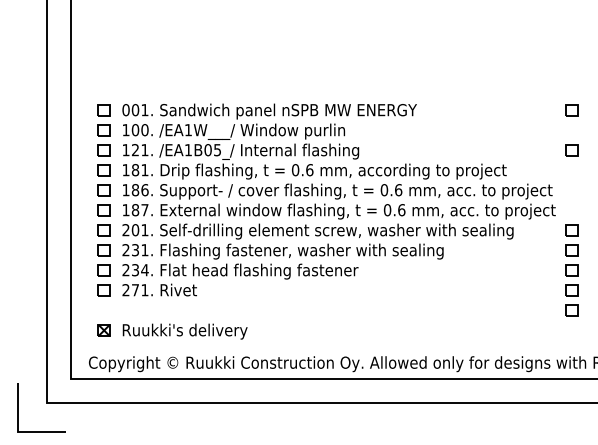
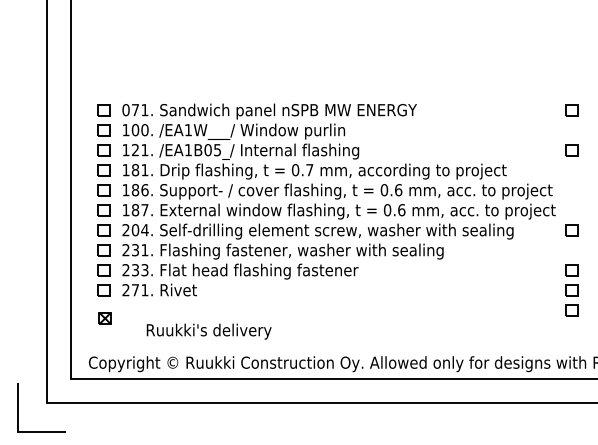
text: 001. -> 071. (135, 110)
text: 0.6 -> 0.7 (309, 170)
text: 201. -> 204. (144, 230)
part: present -> none (571, 250)
text: 234. -> 233. (144, 270)
part position: (103, 330) -> (104, 318) (104, 318)
text position: (184, 331) -> (208, 331) (208, 331)
